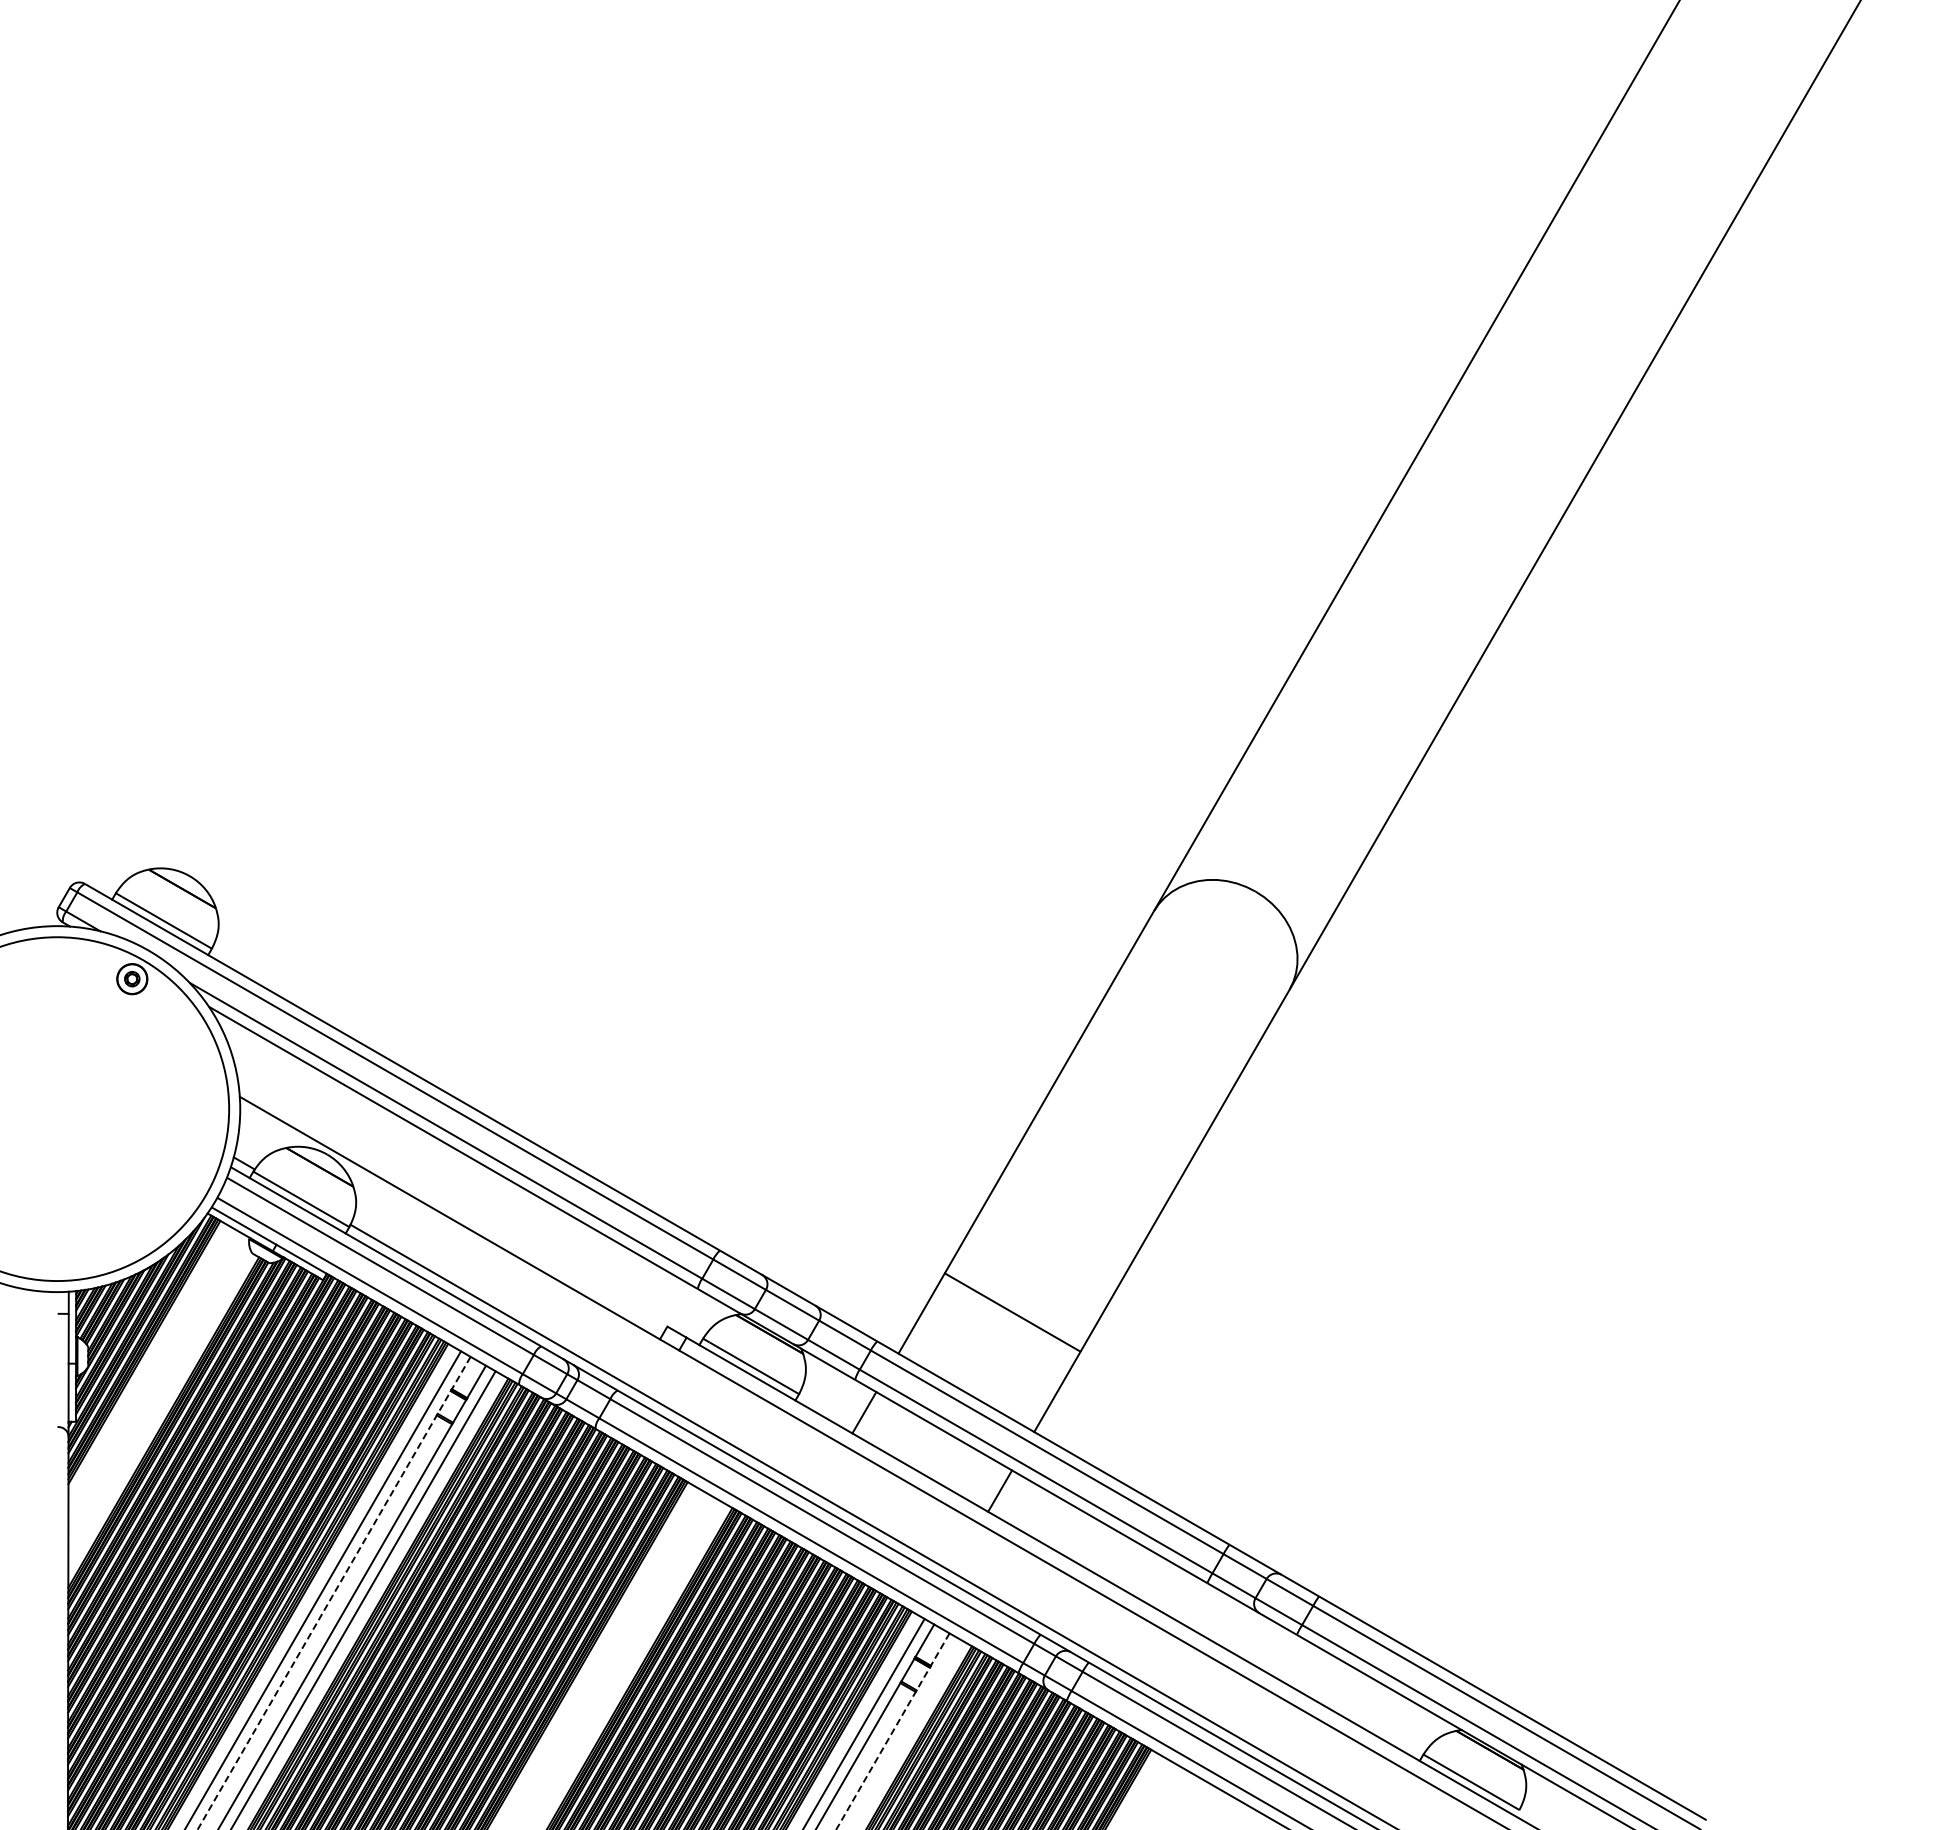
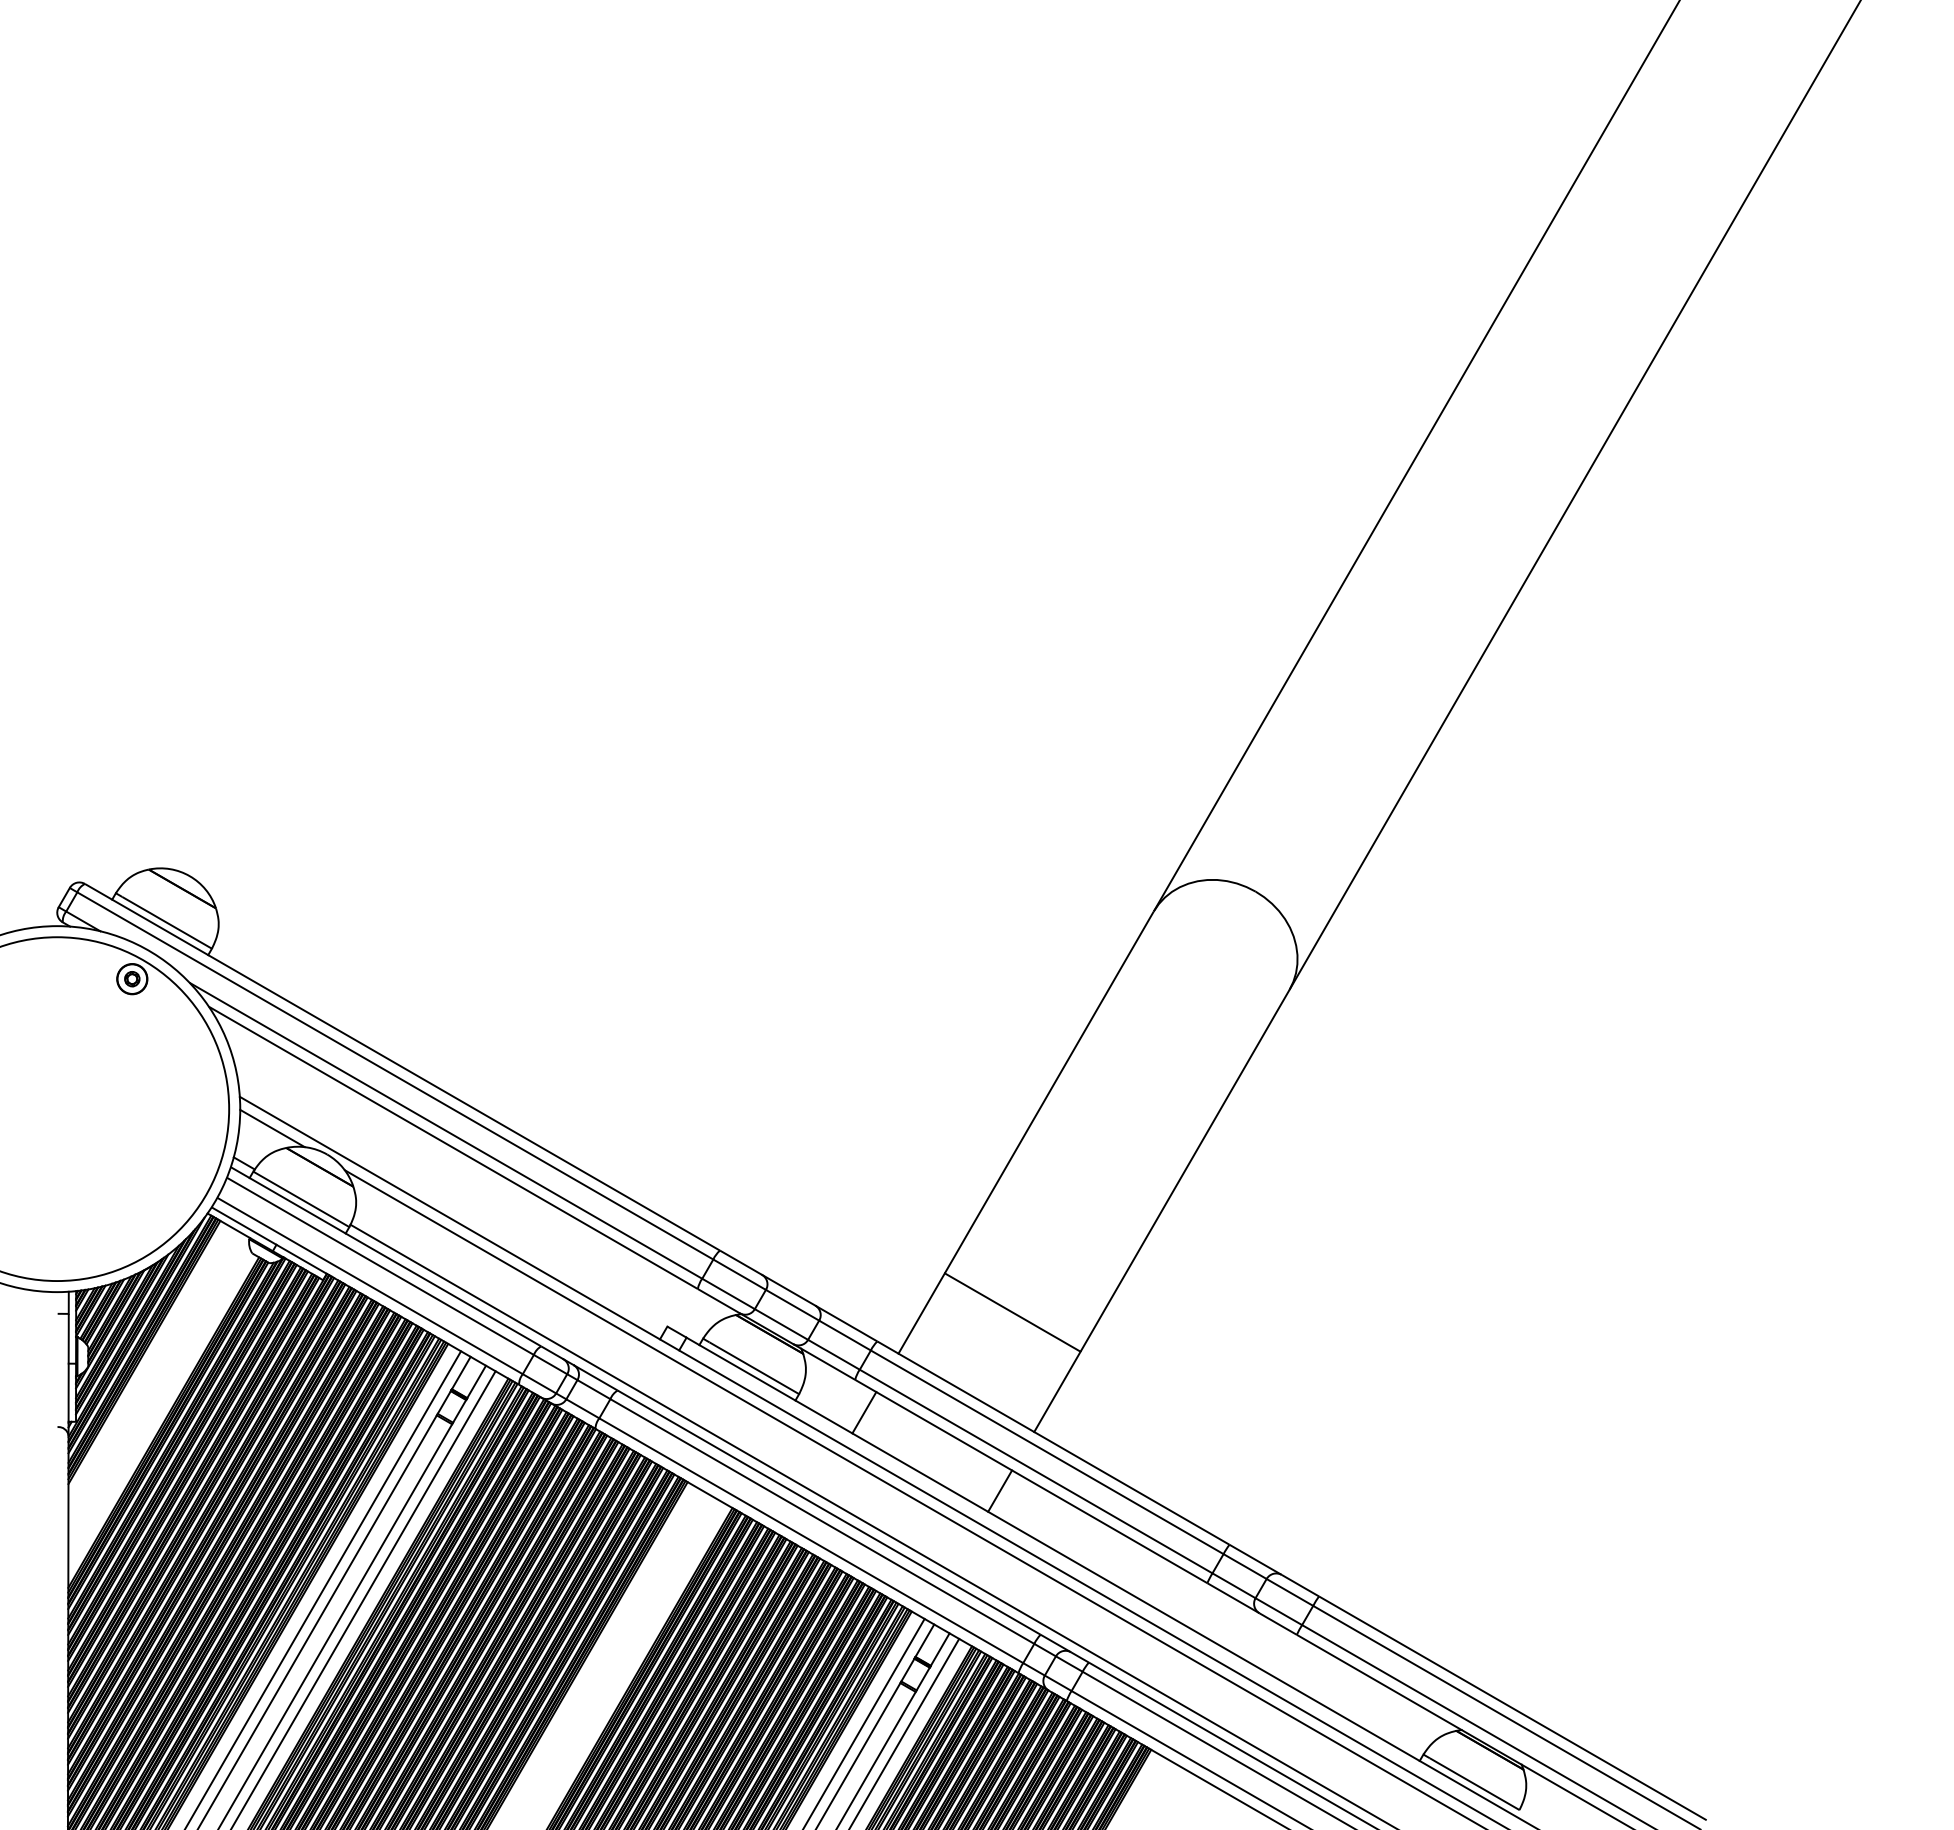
line: none -> present (272, 1128)
line: none -> present (913, 1498)
line: dashed -> solid (334, 1593)
line: dashed -> solid (892, 1732)
line: none -> present (904, 1732)
